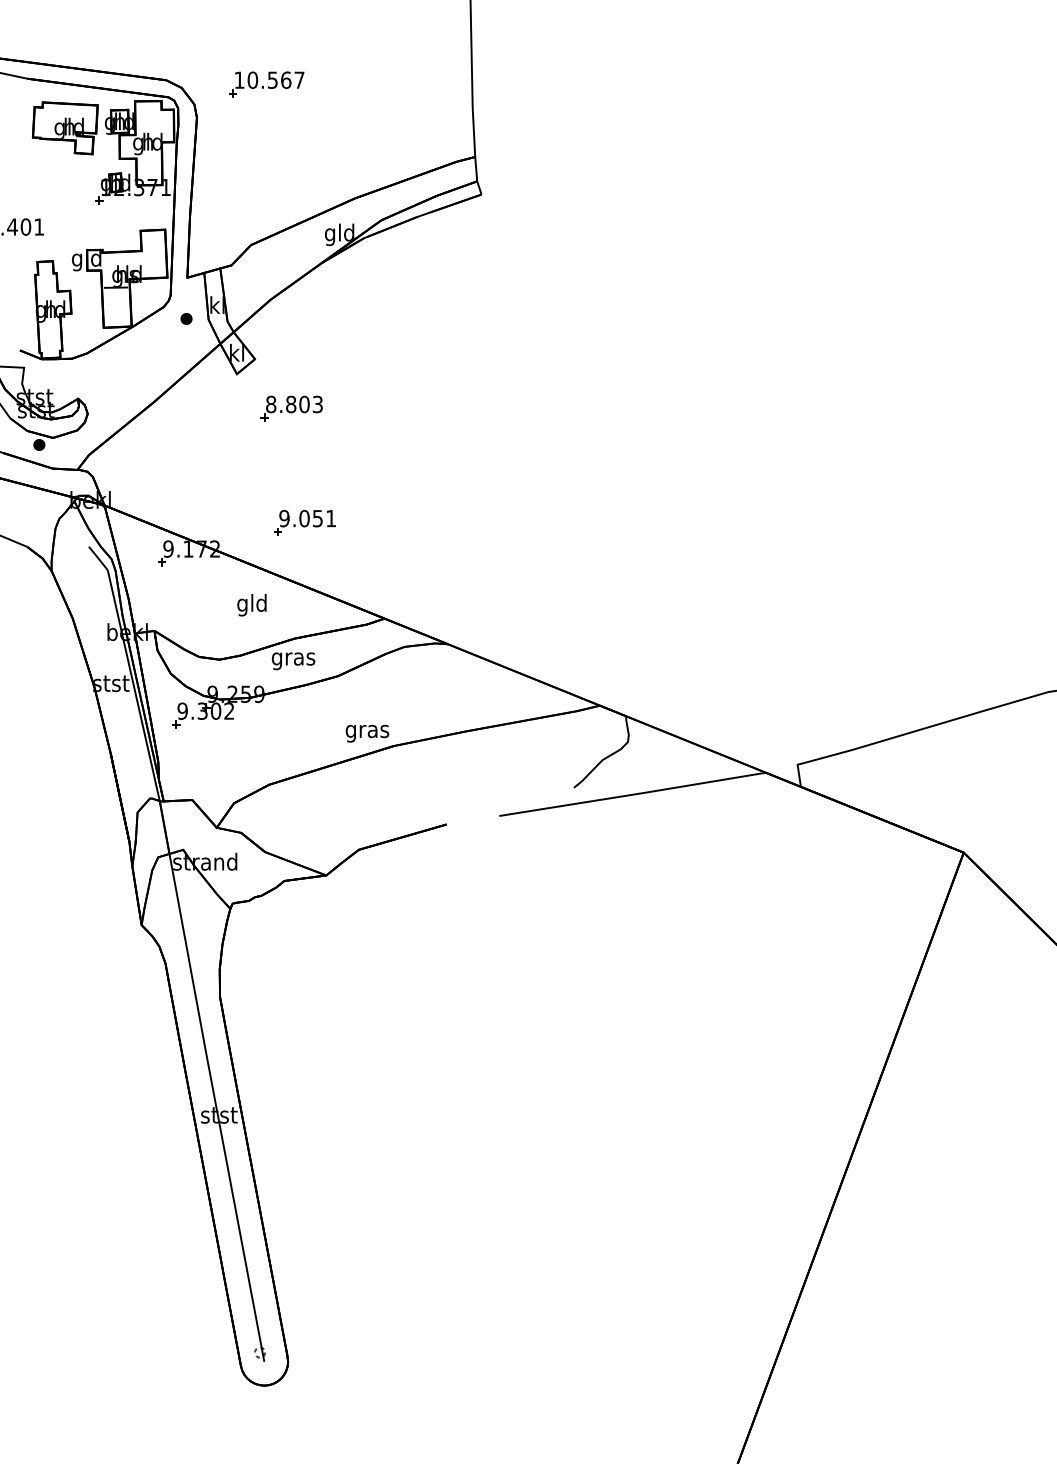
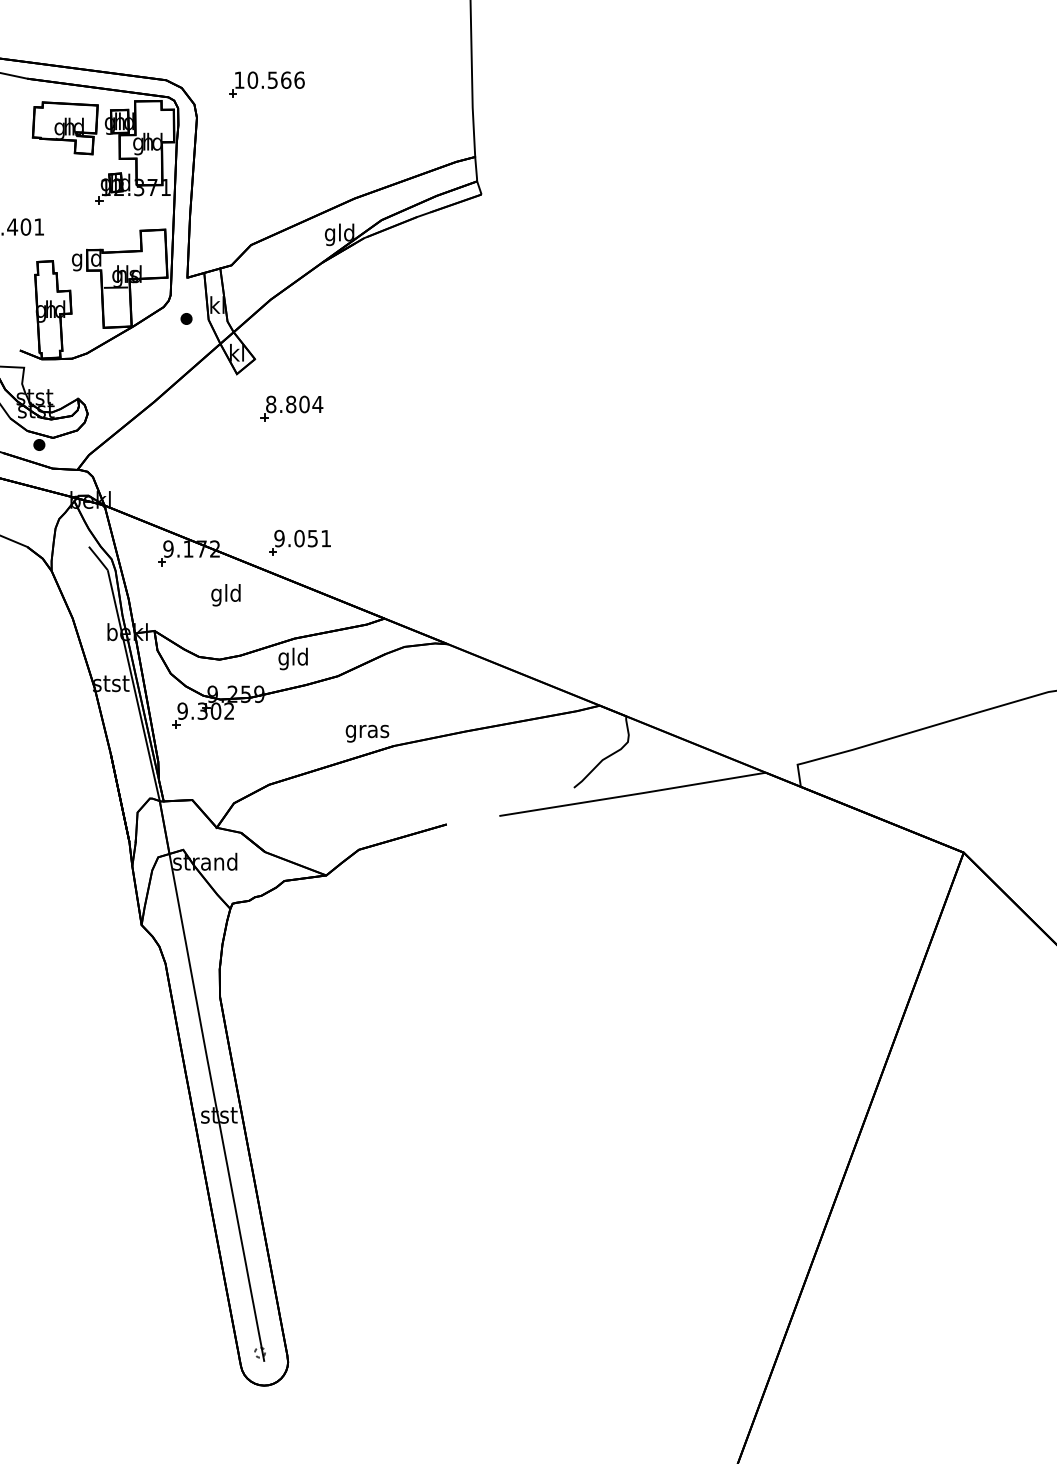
text: 10.567 -> 10.566 (299, 79)
text: 8.803 -> 8.804 (317, 404)
part position: (304, 522) -> (299, 542) (299, 542)
text position: (251, 605) -> (225, 595) (225, 595)
text: gras -> gld (293, 658)
